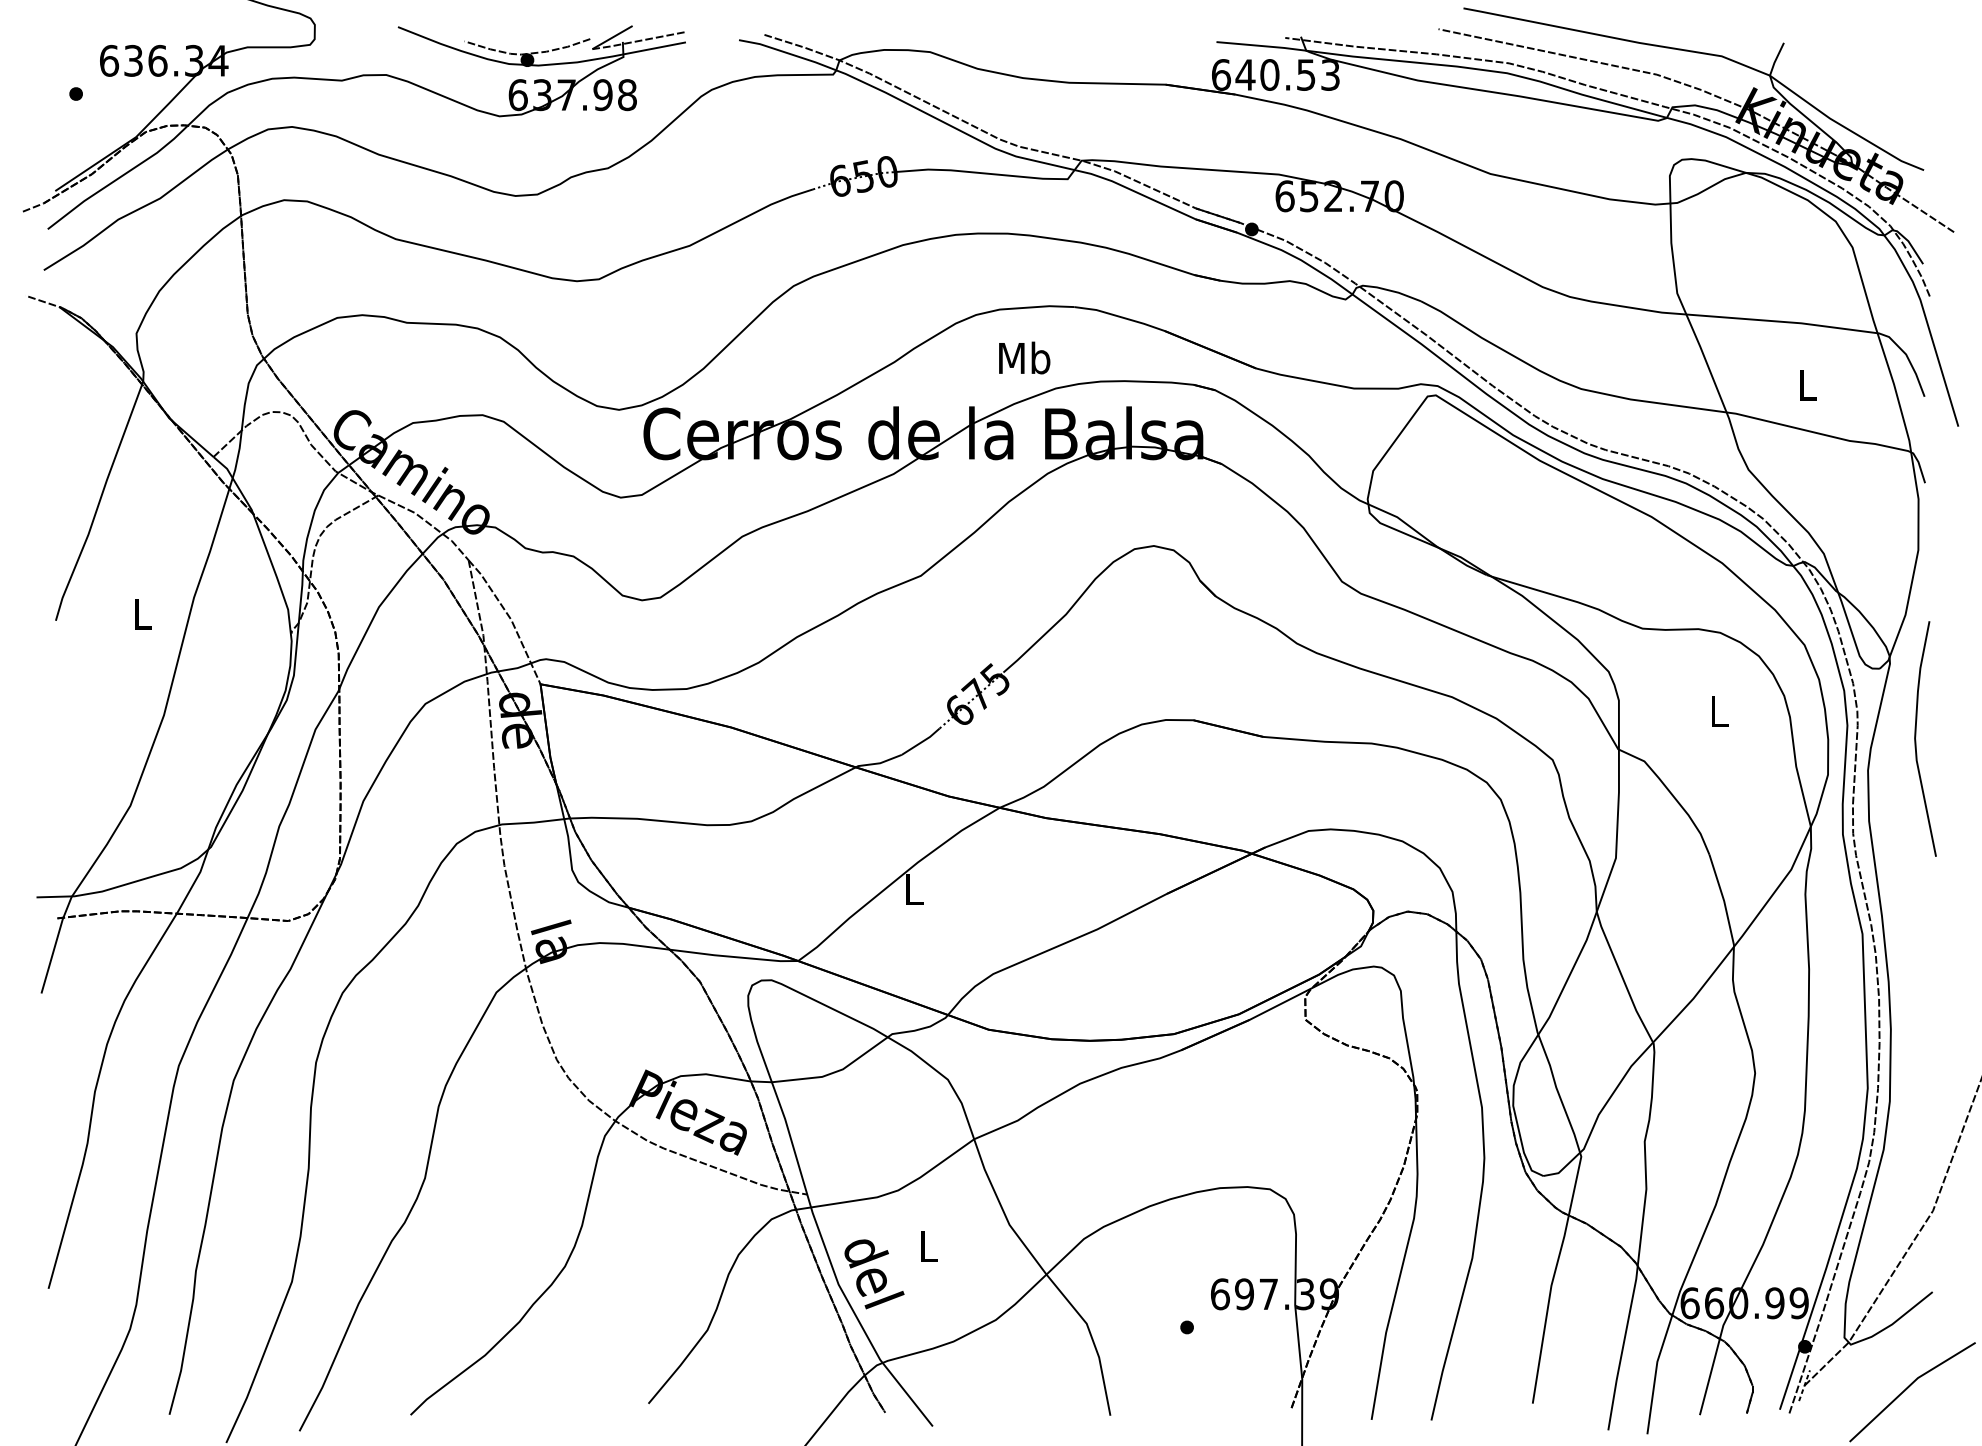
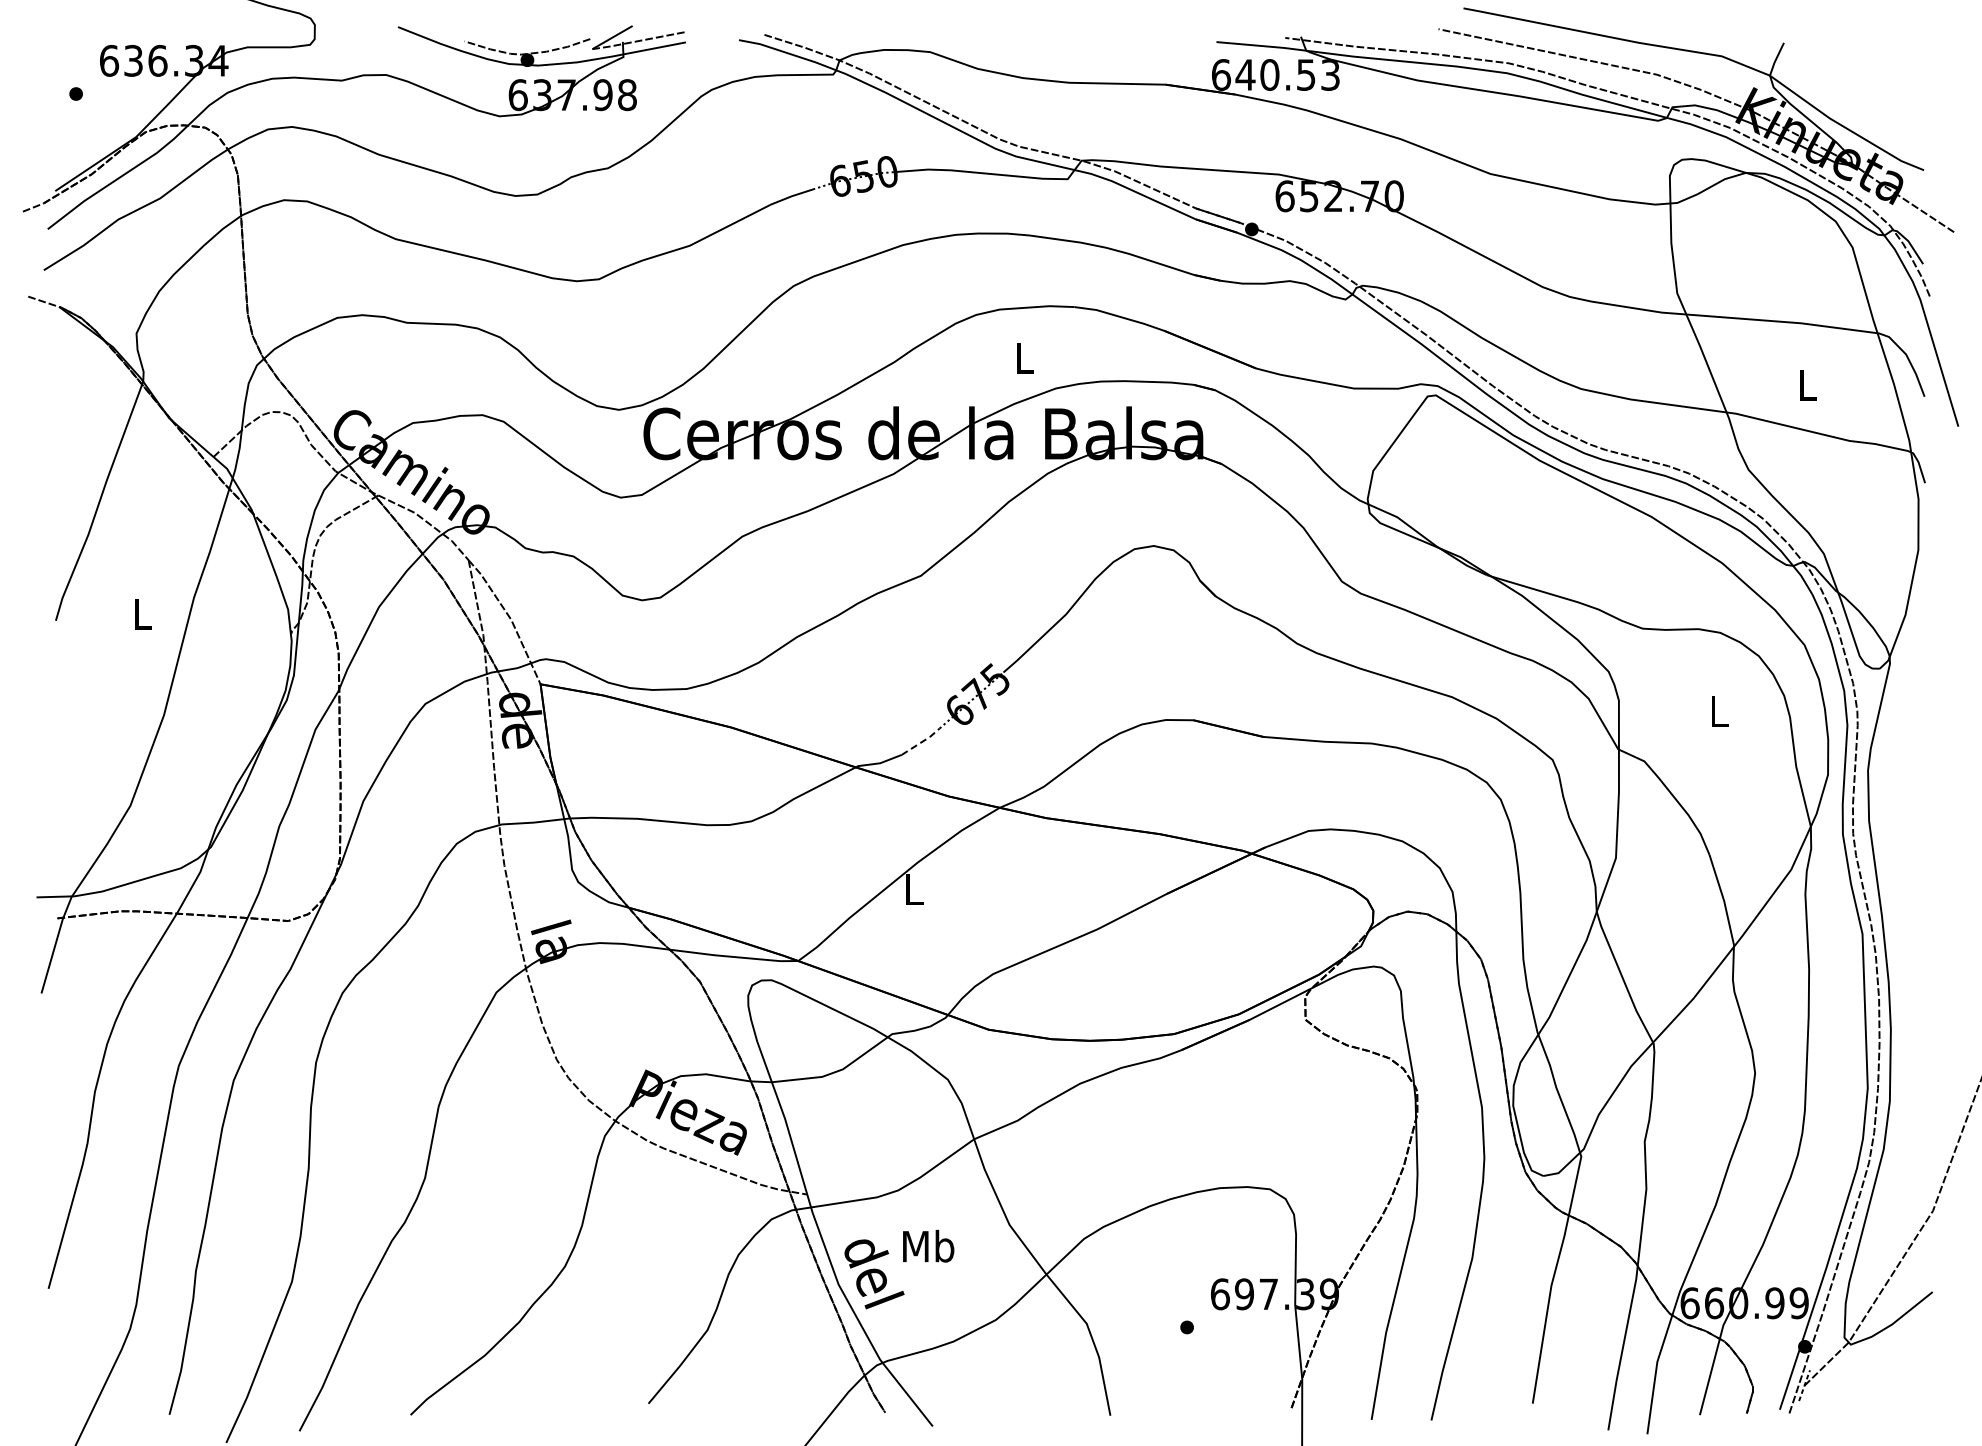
text: Mb -> L (1024, 357)
curve: present -> none (1916, 736)
line: solid -> dashed (921, 742)
text: L -> Mb (928, 1245)
line: present -> none (1908, 1388)
